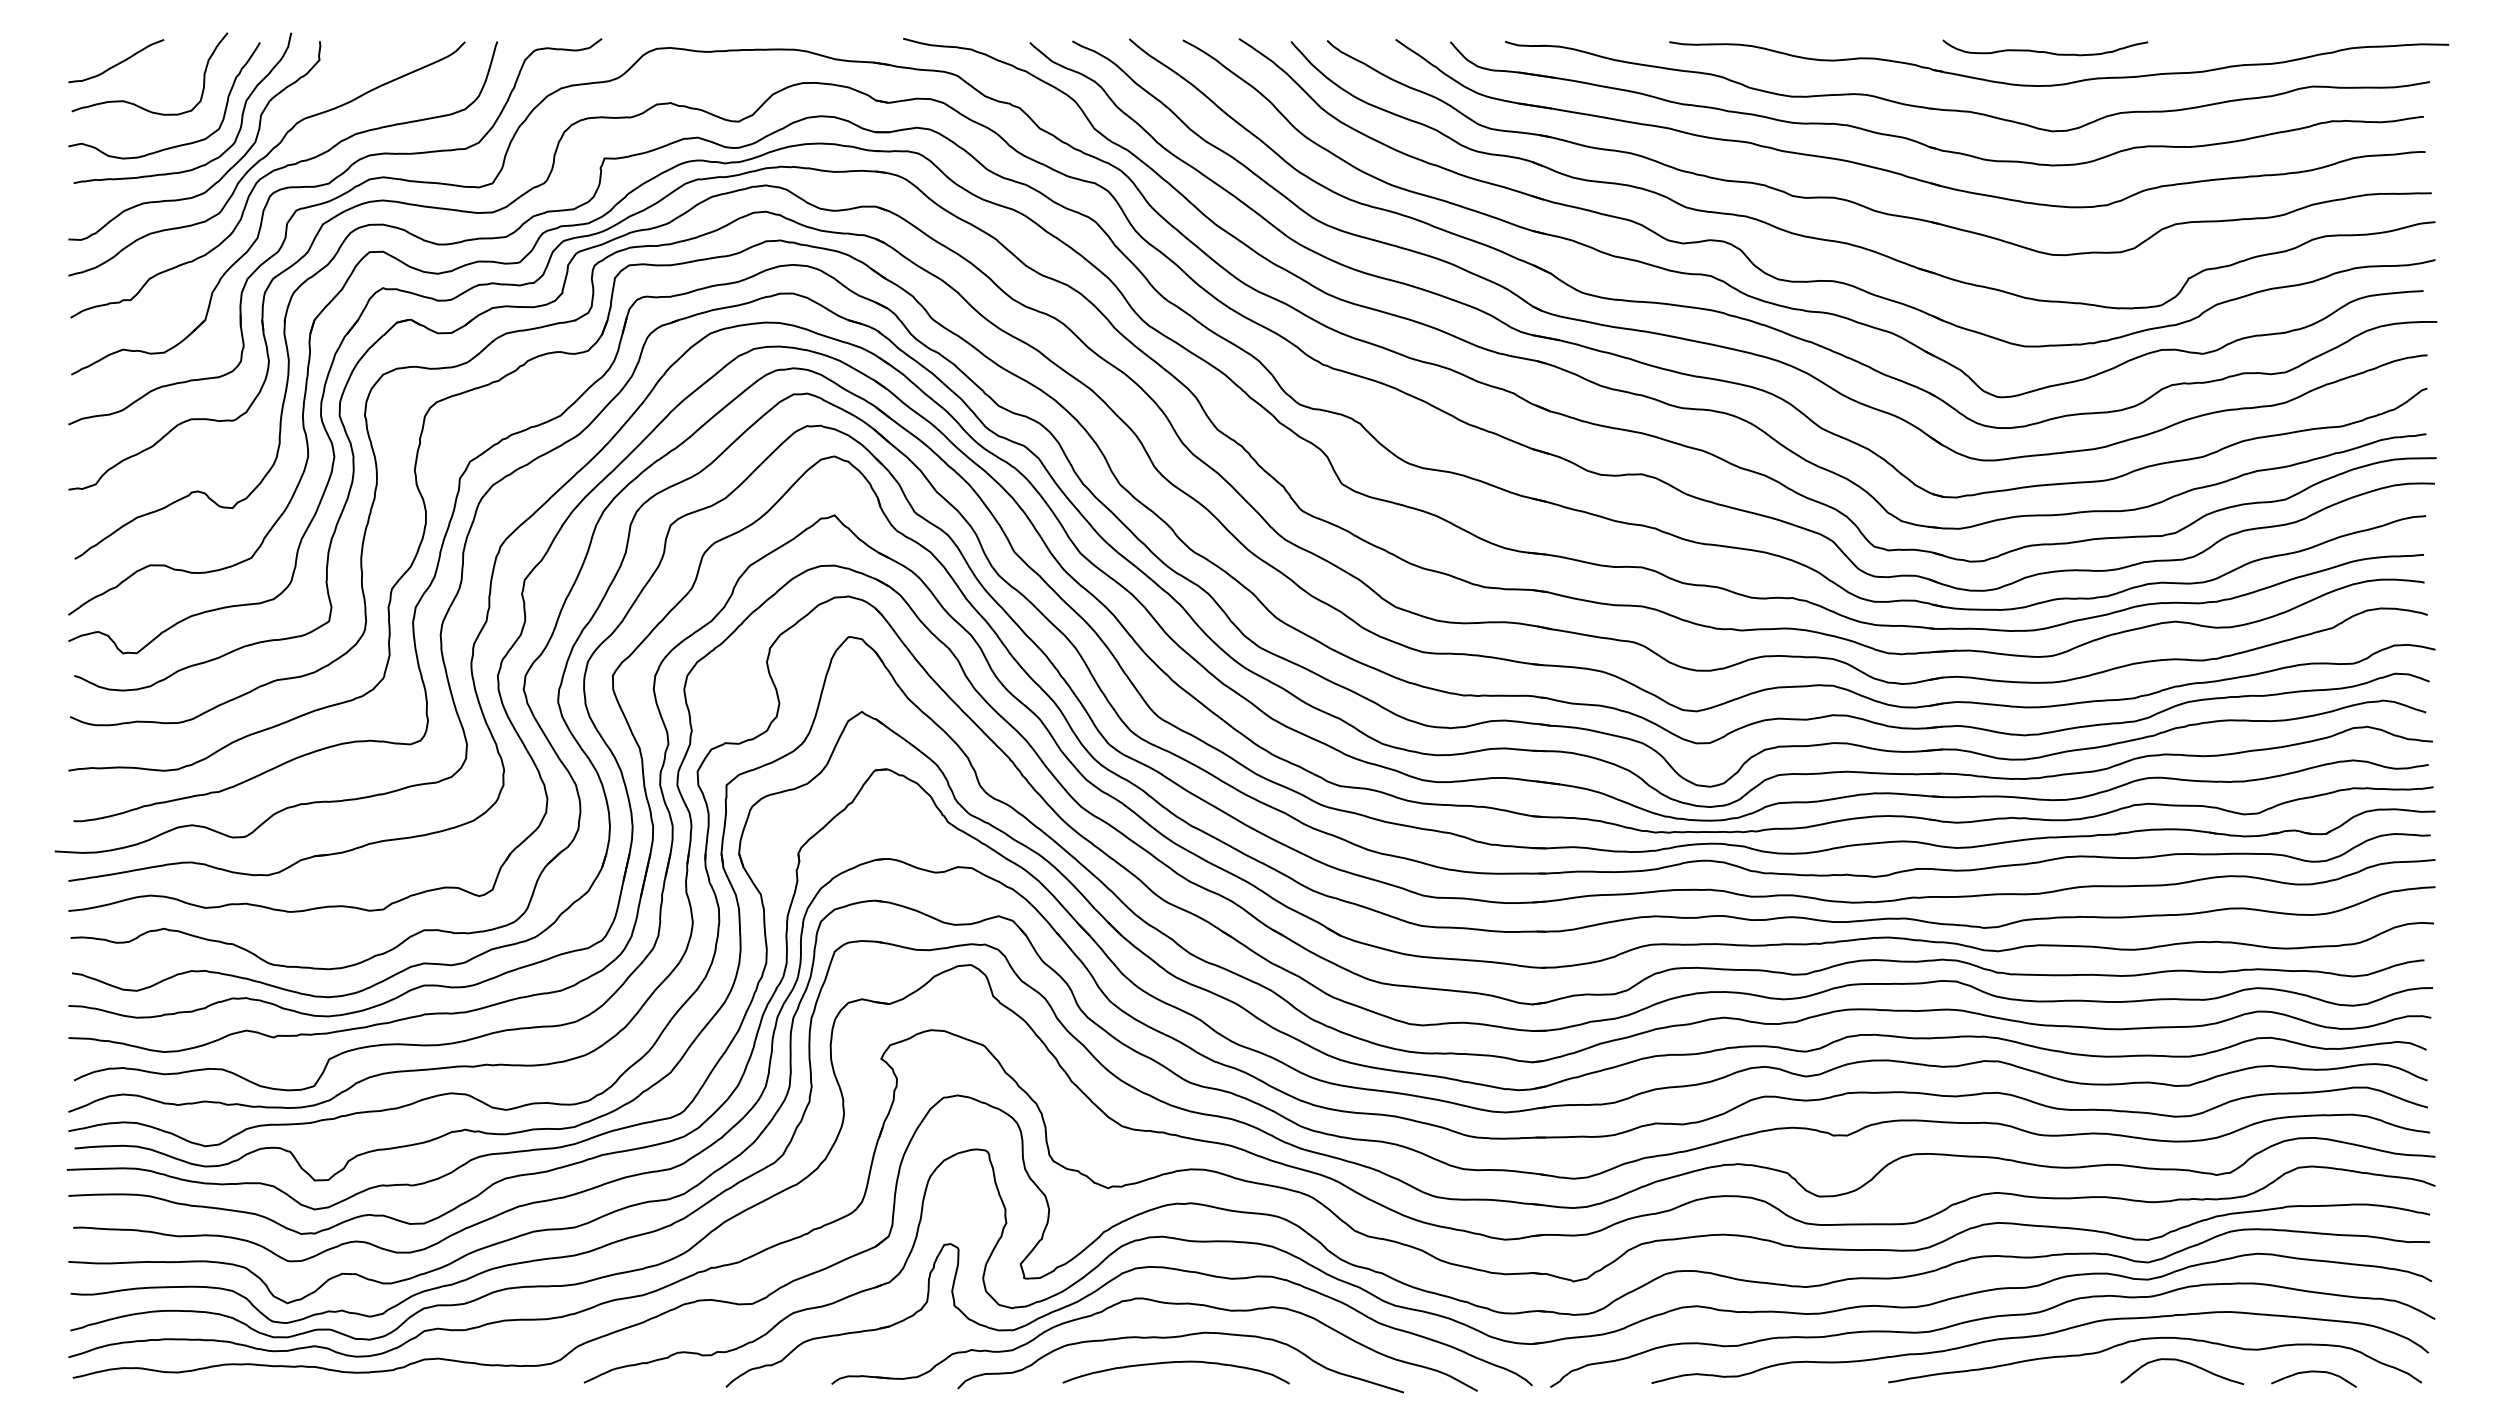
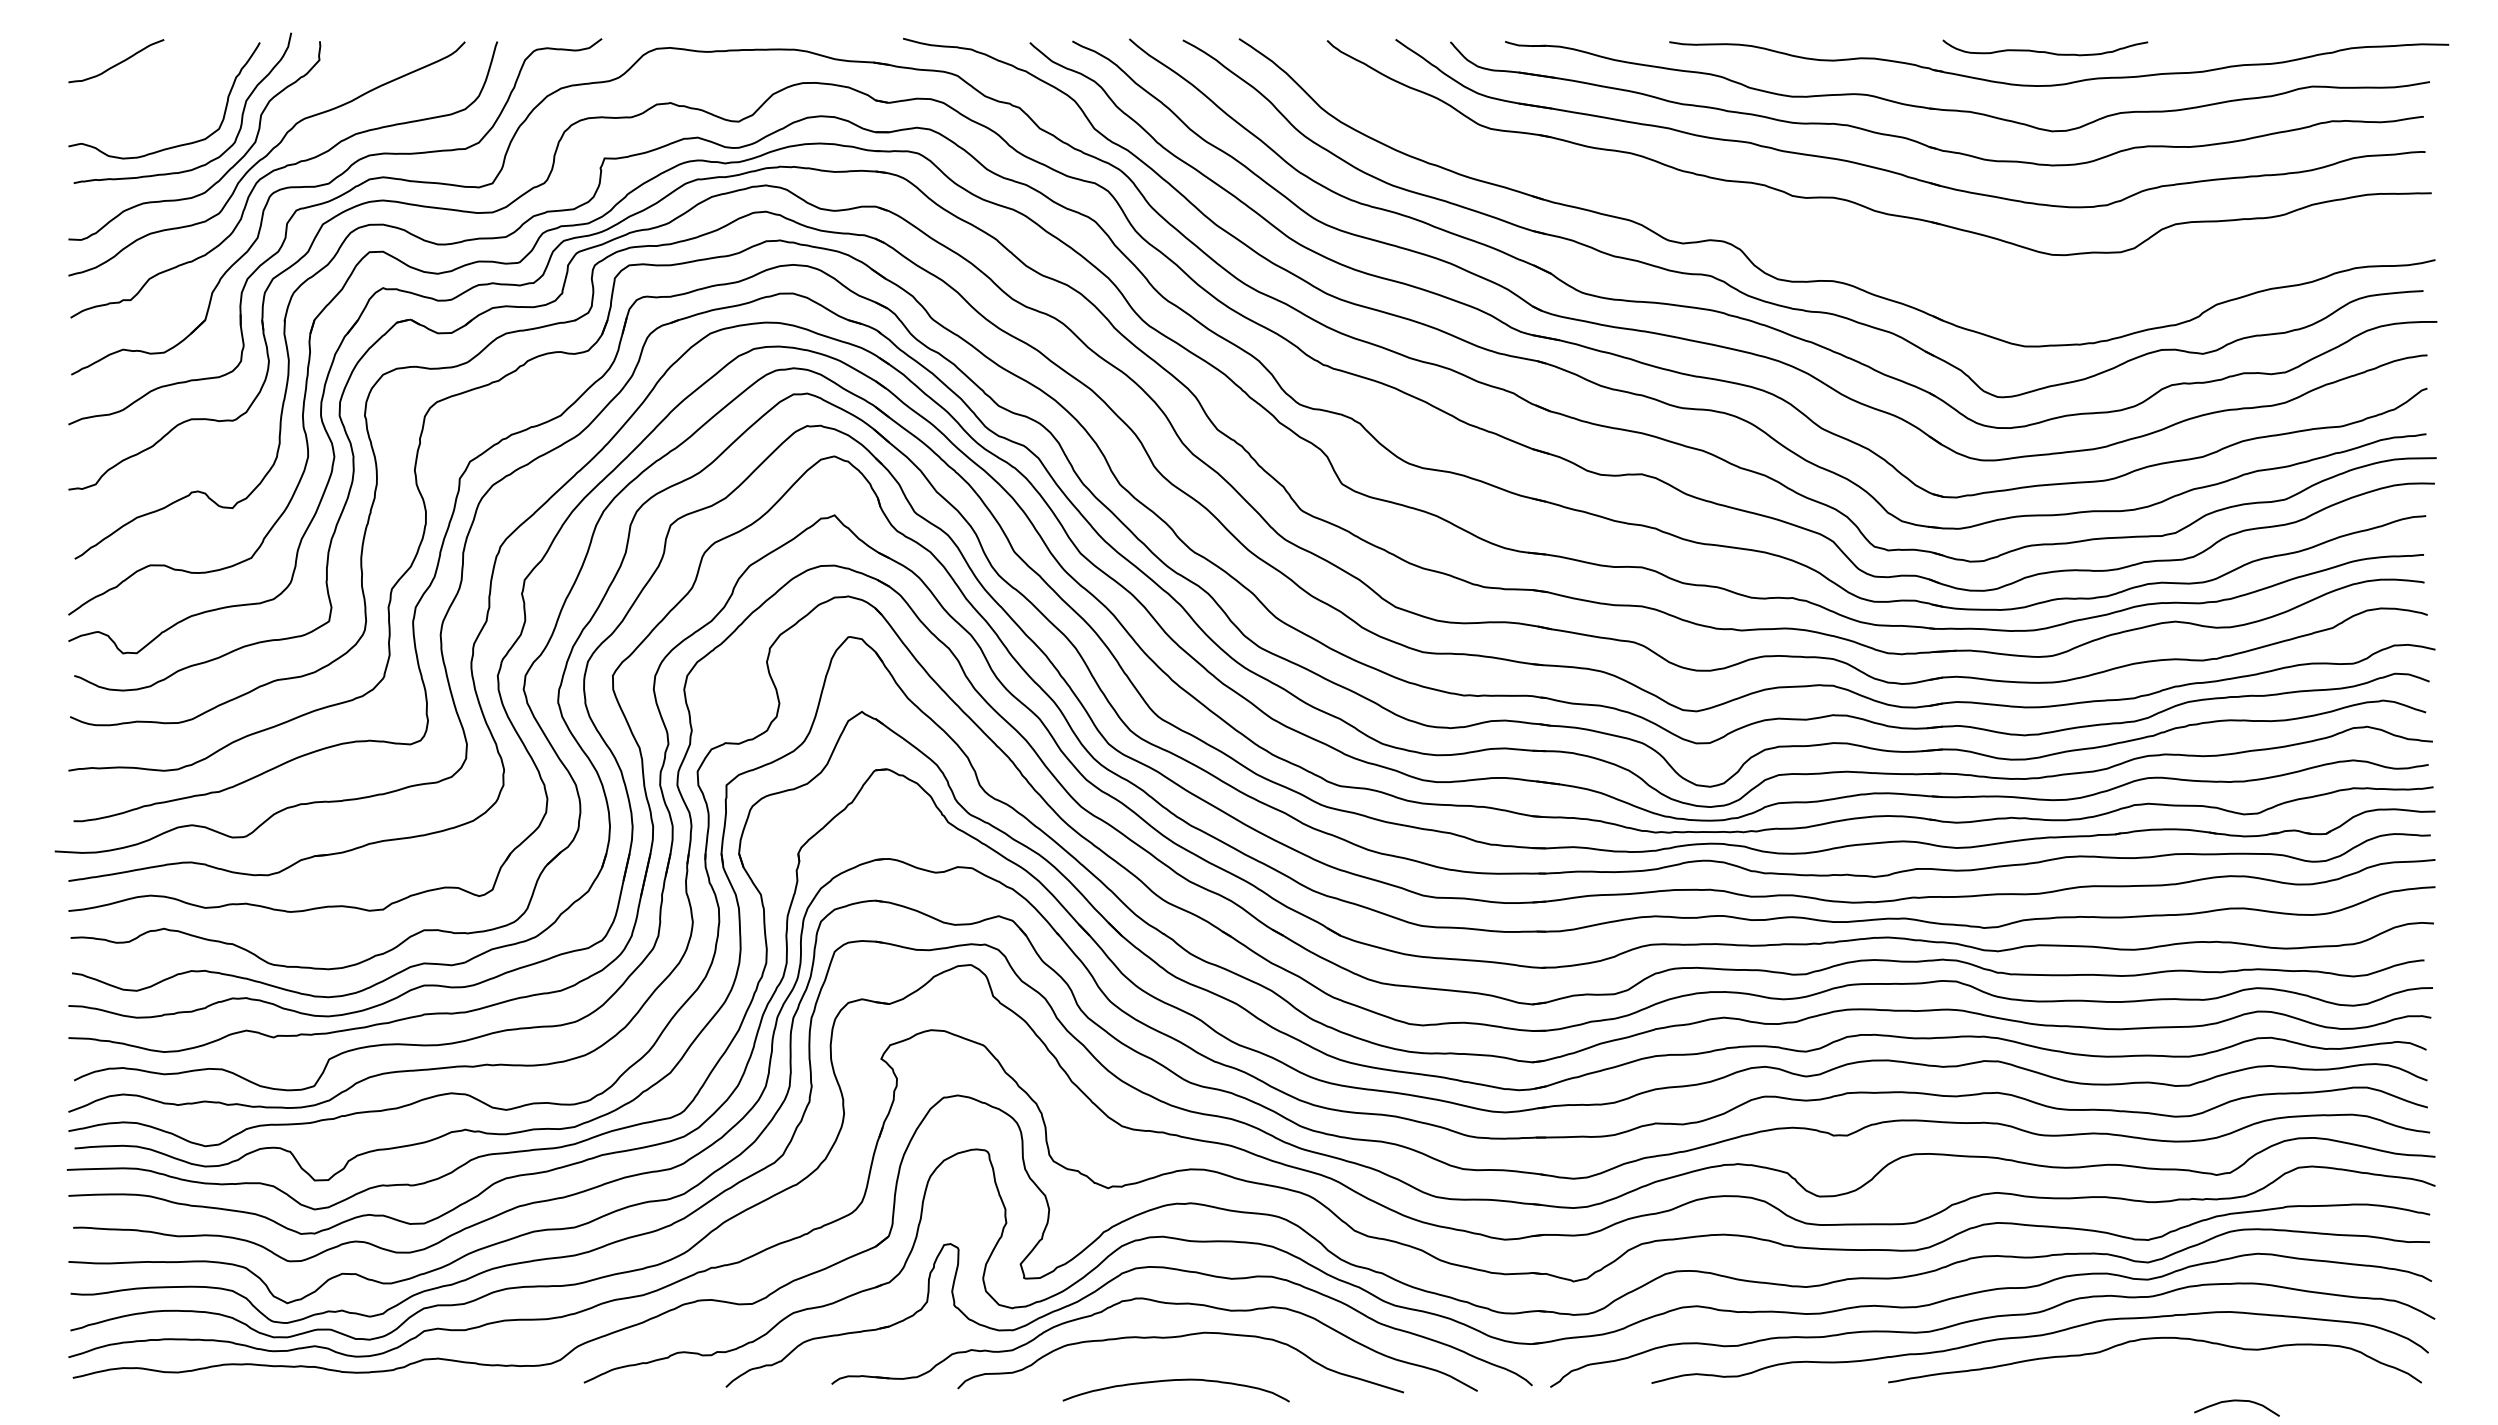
curve: present -> none (134, 103)
part: present -> none (1847, 242)
curve position: (1172, 1363) -> (1172, 1381) (1172, 1381)
curve: present -> none (2185, 1363)
curve position: (2313, 1372) -> (2236, 1401) (2236, 1401)
